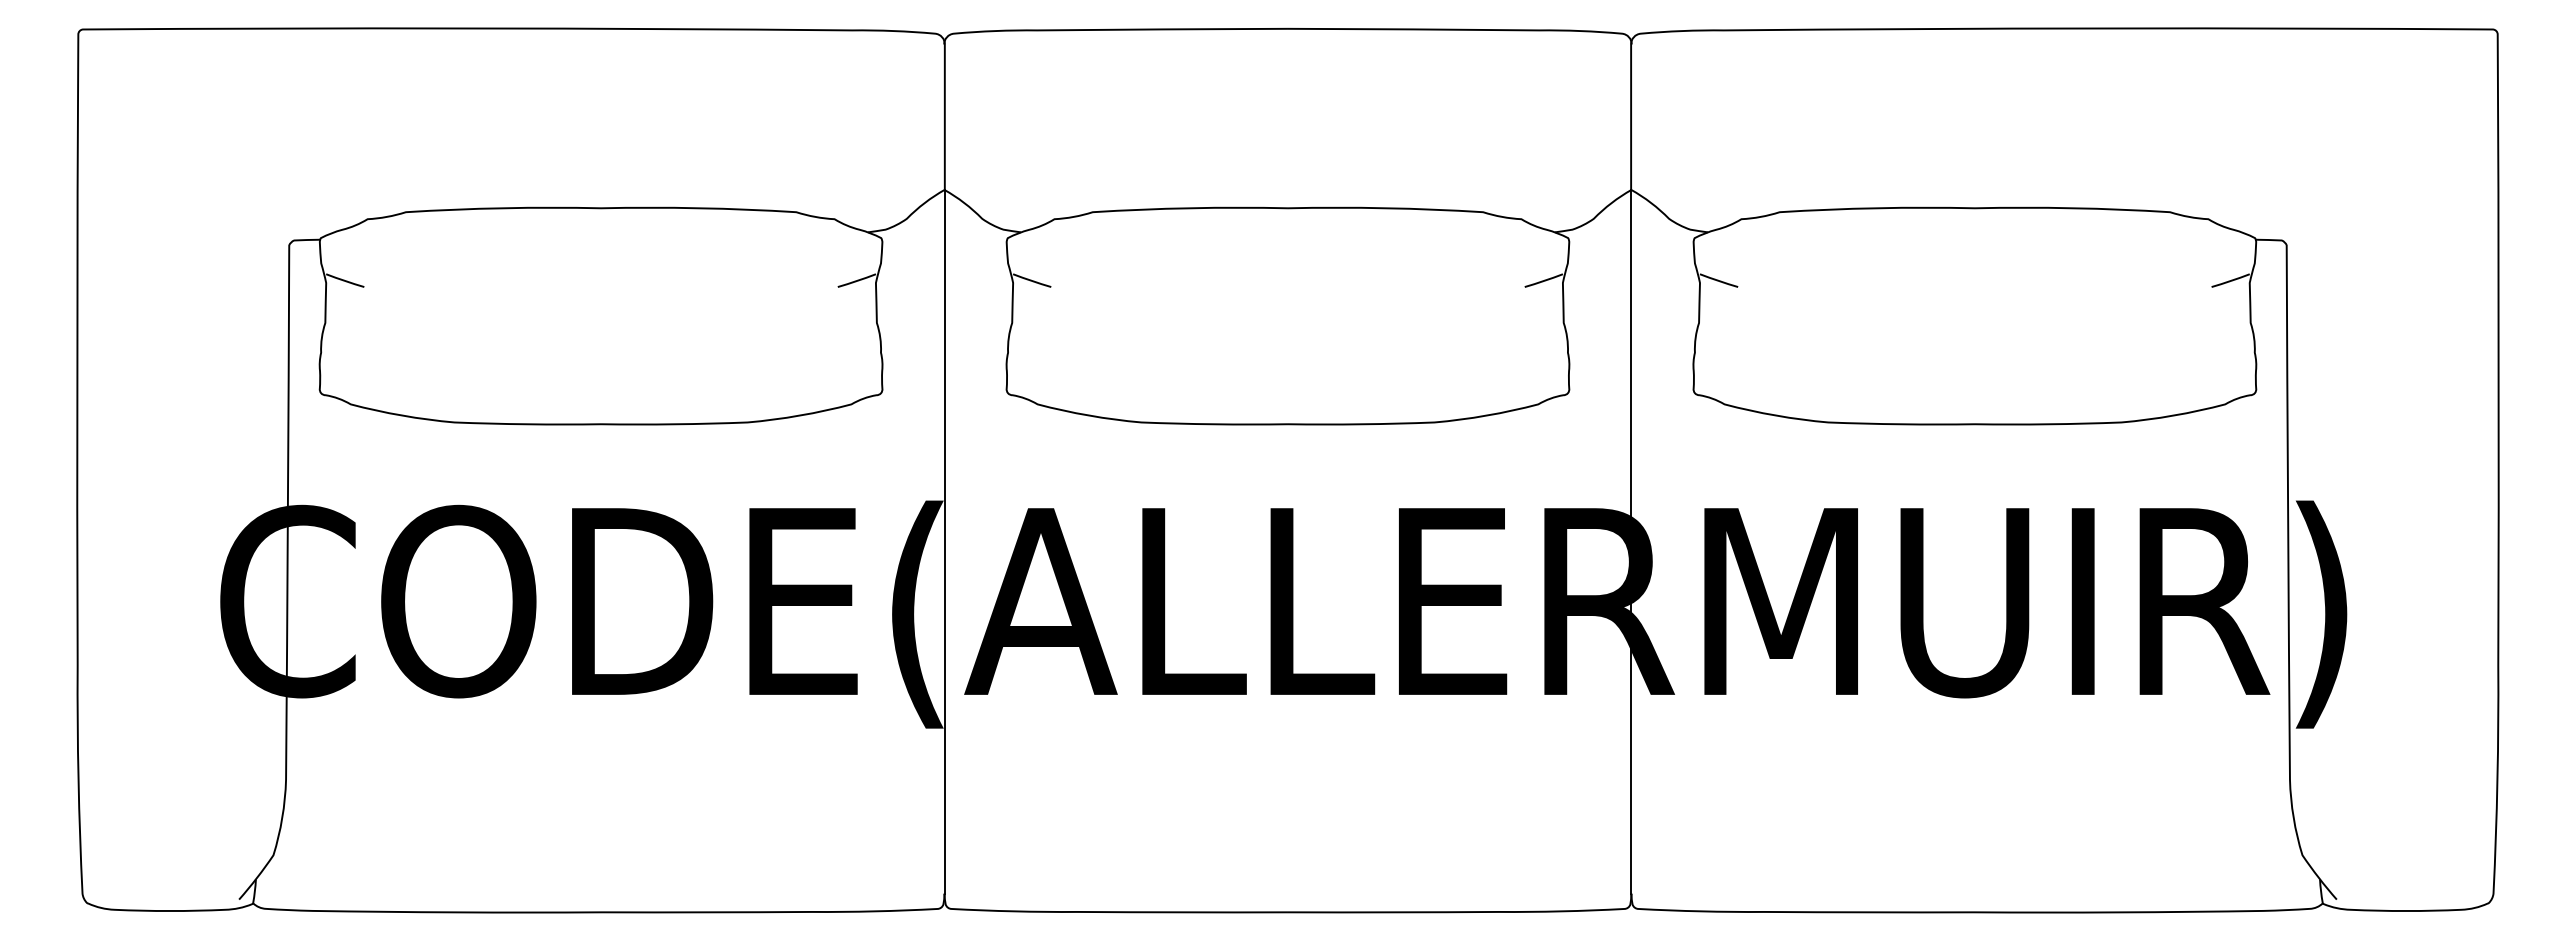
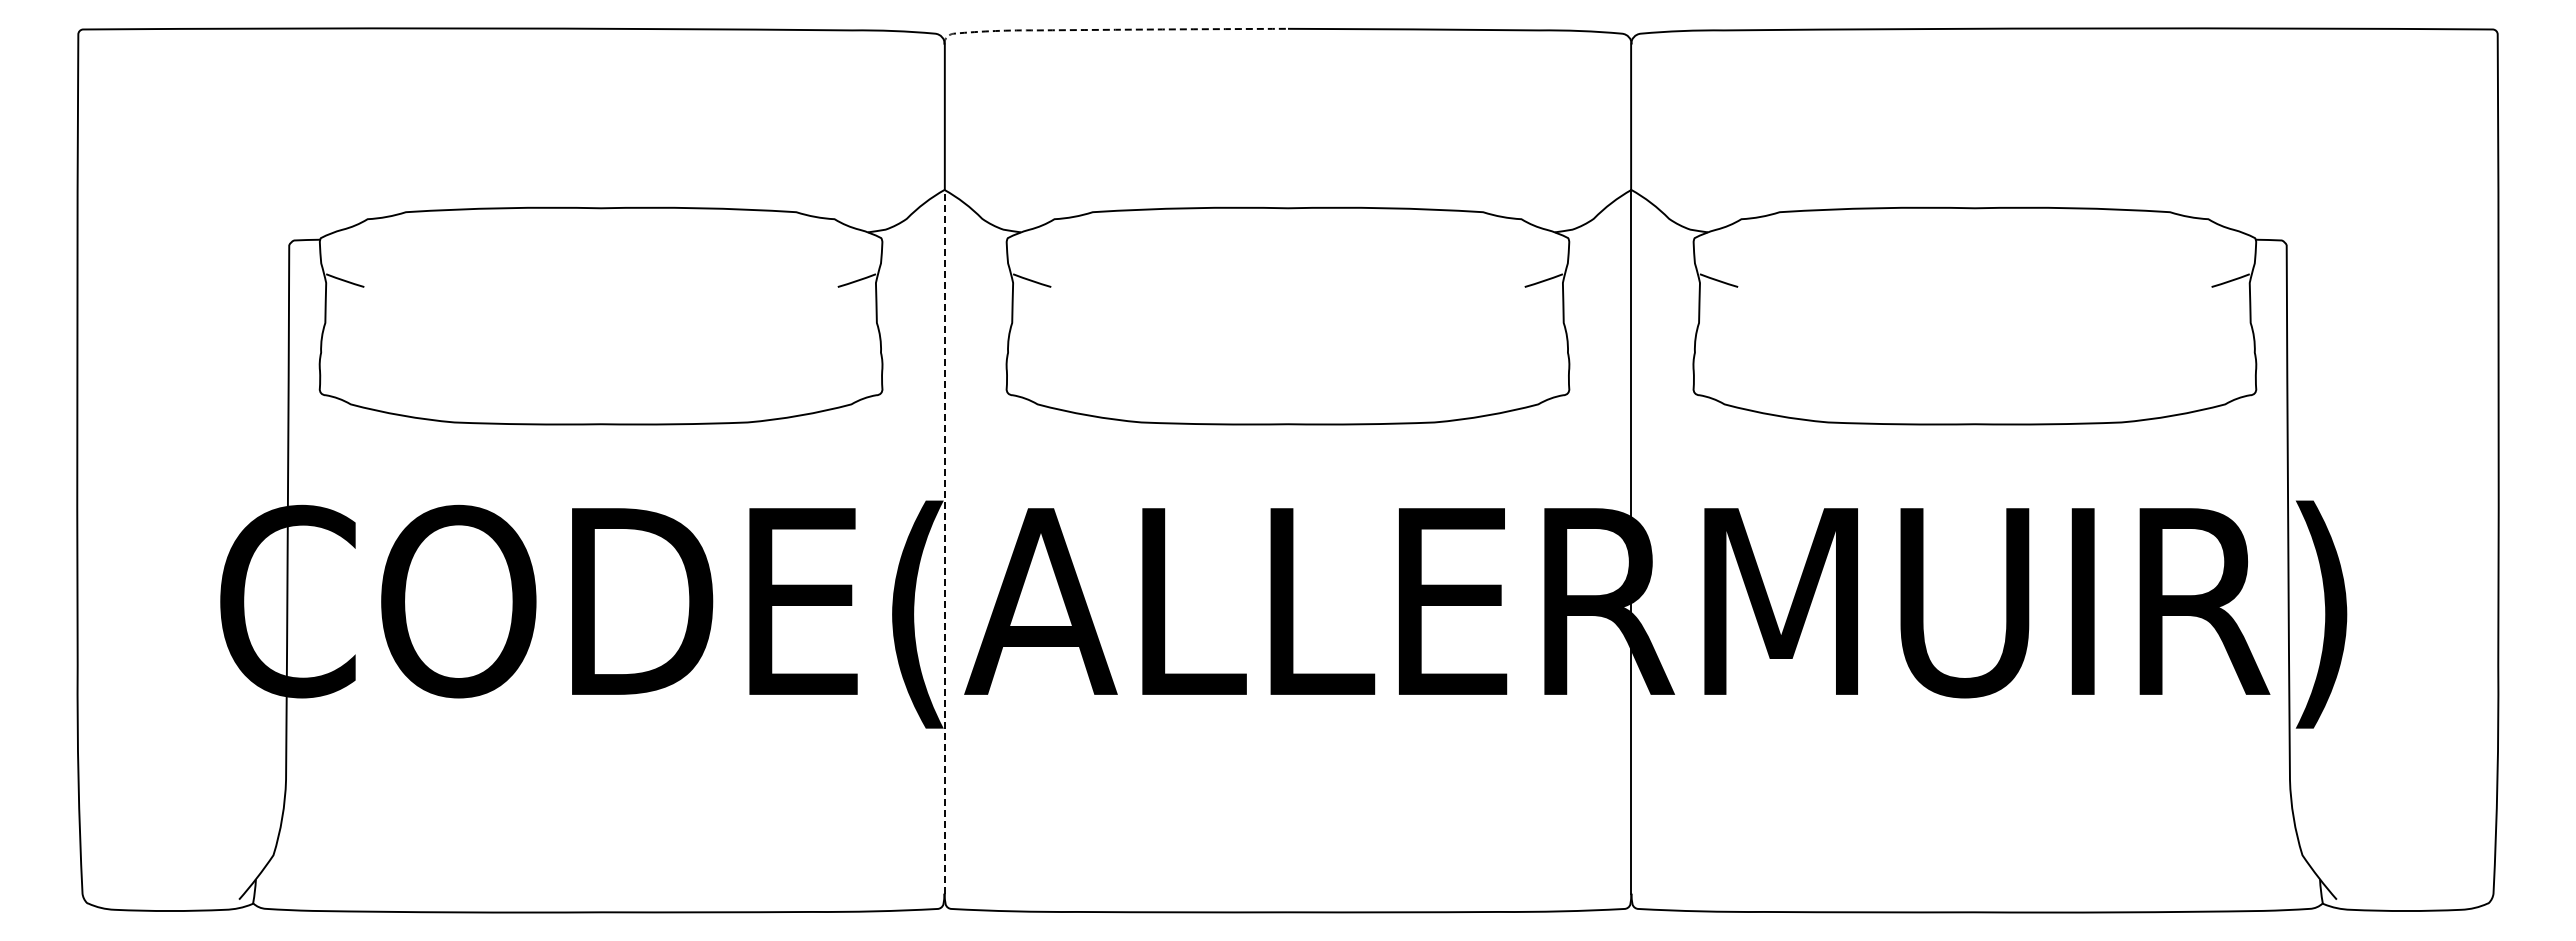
line: solid -> dashed (1108, 29)
line: solid -> dashed (944, 541)
